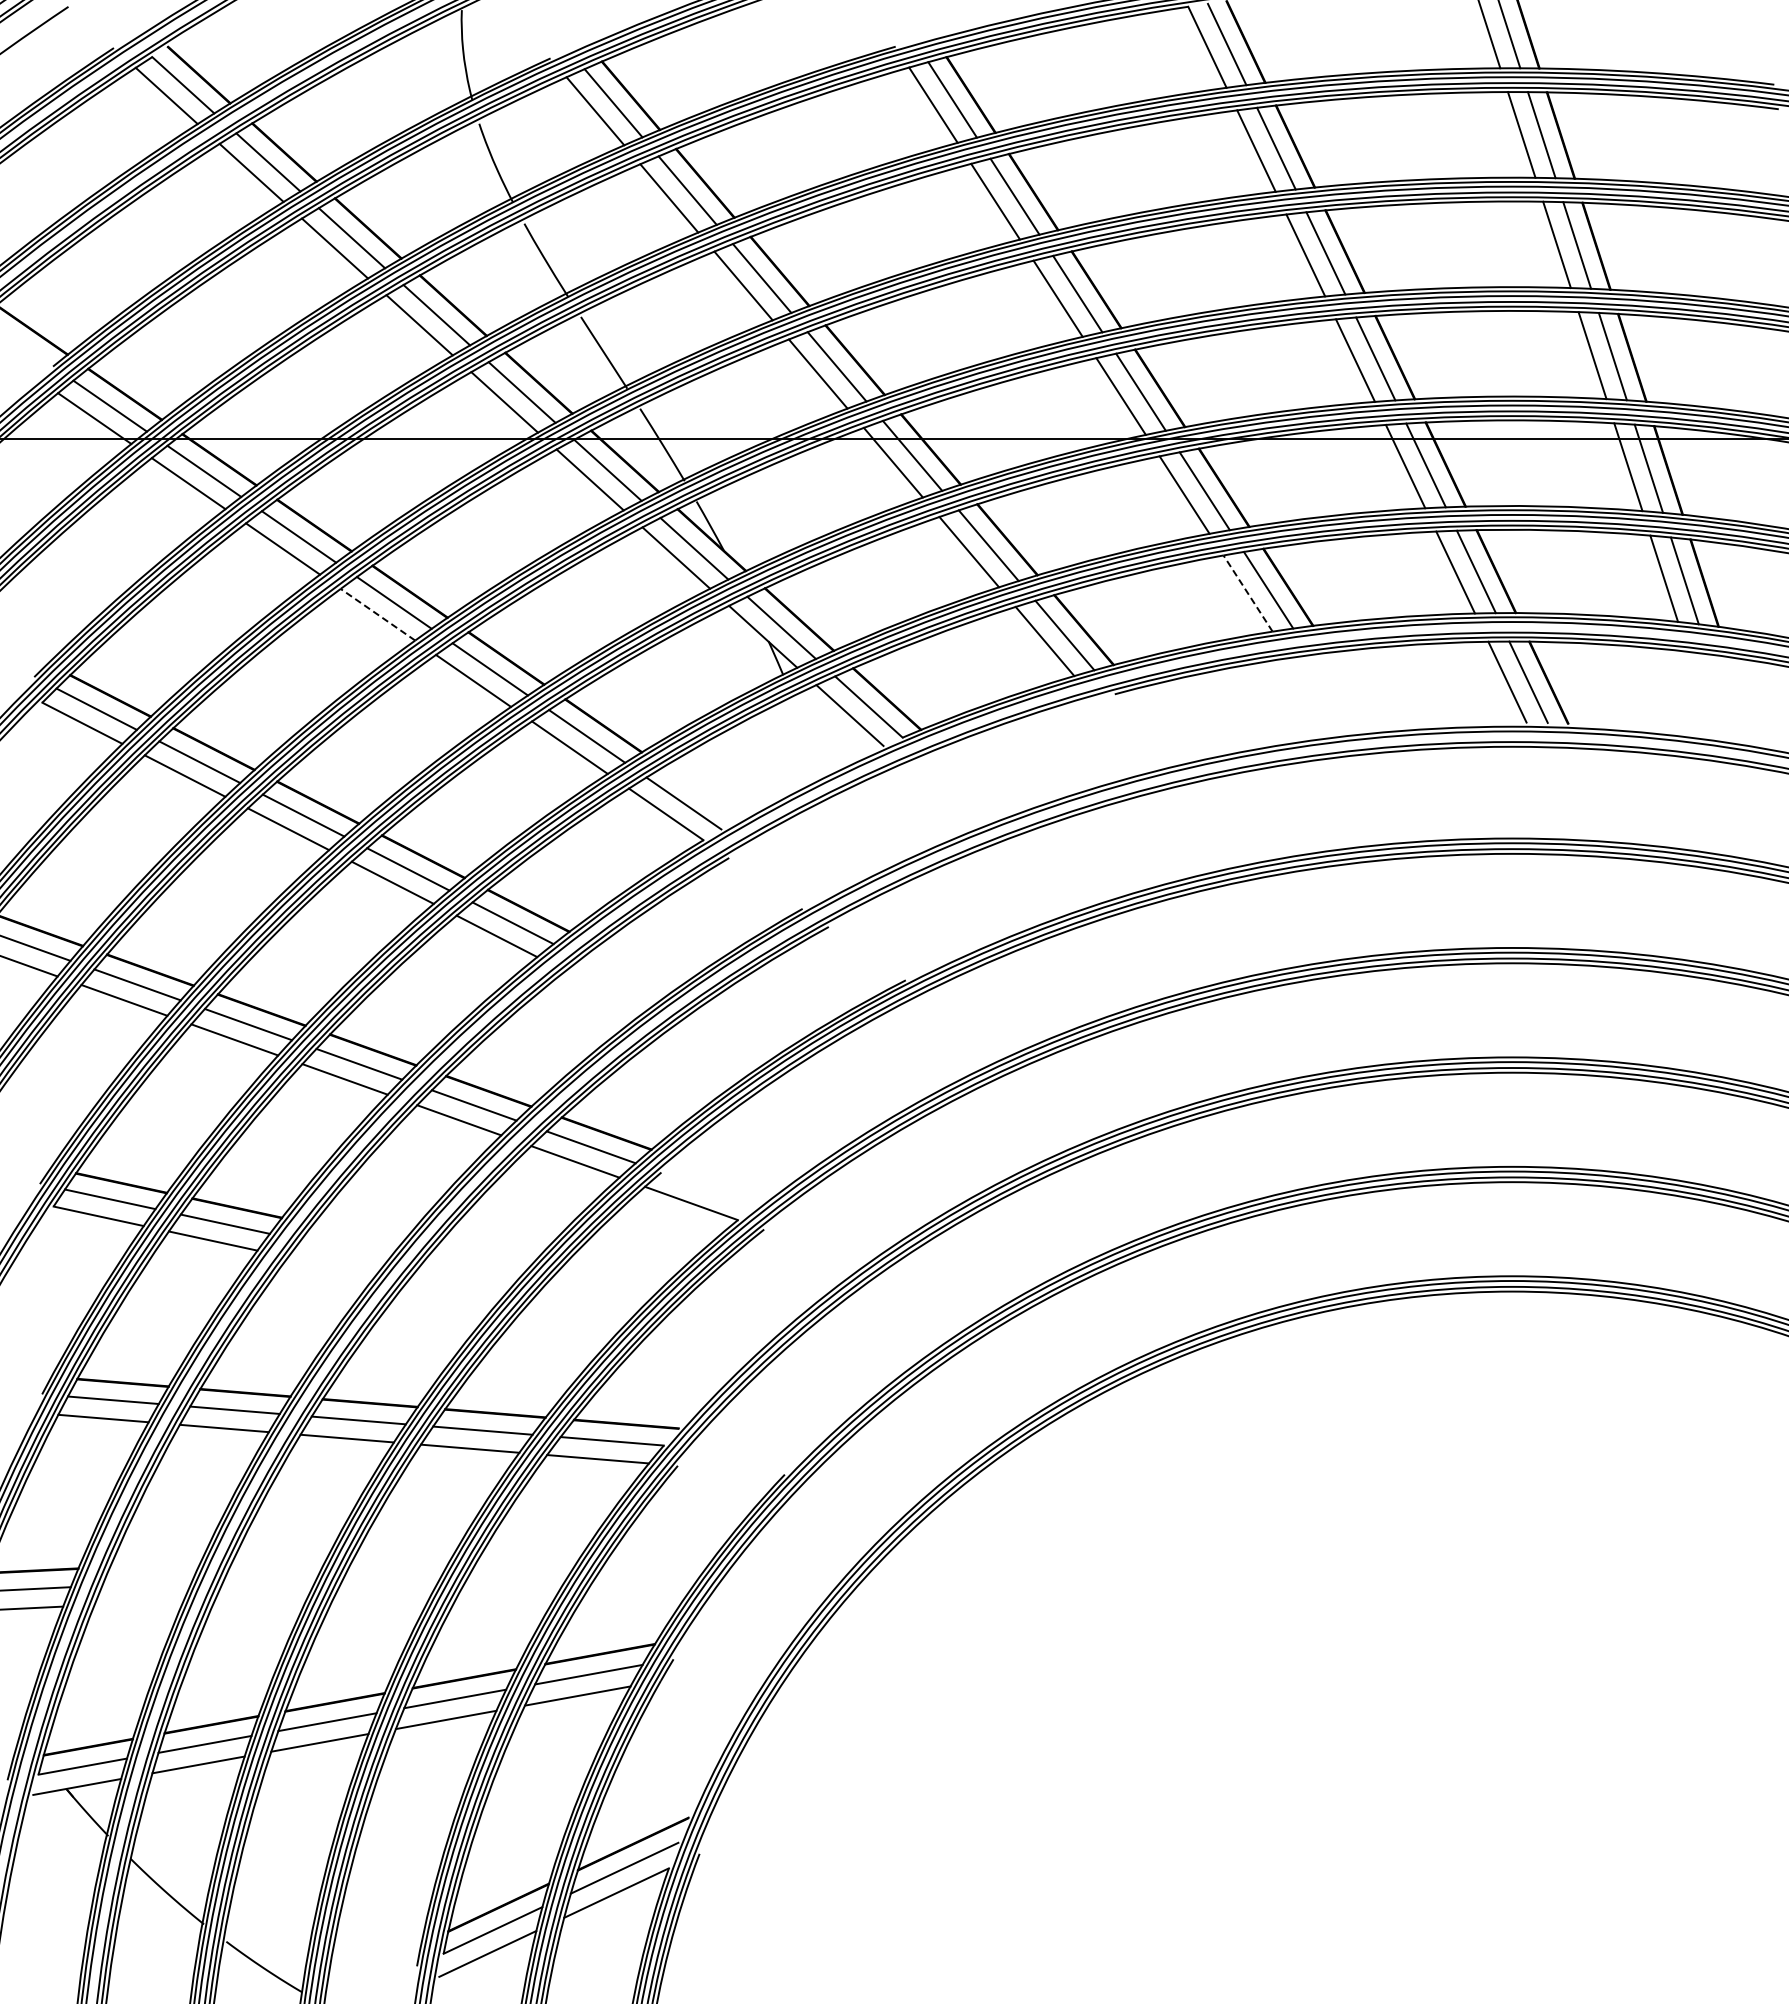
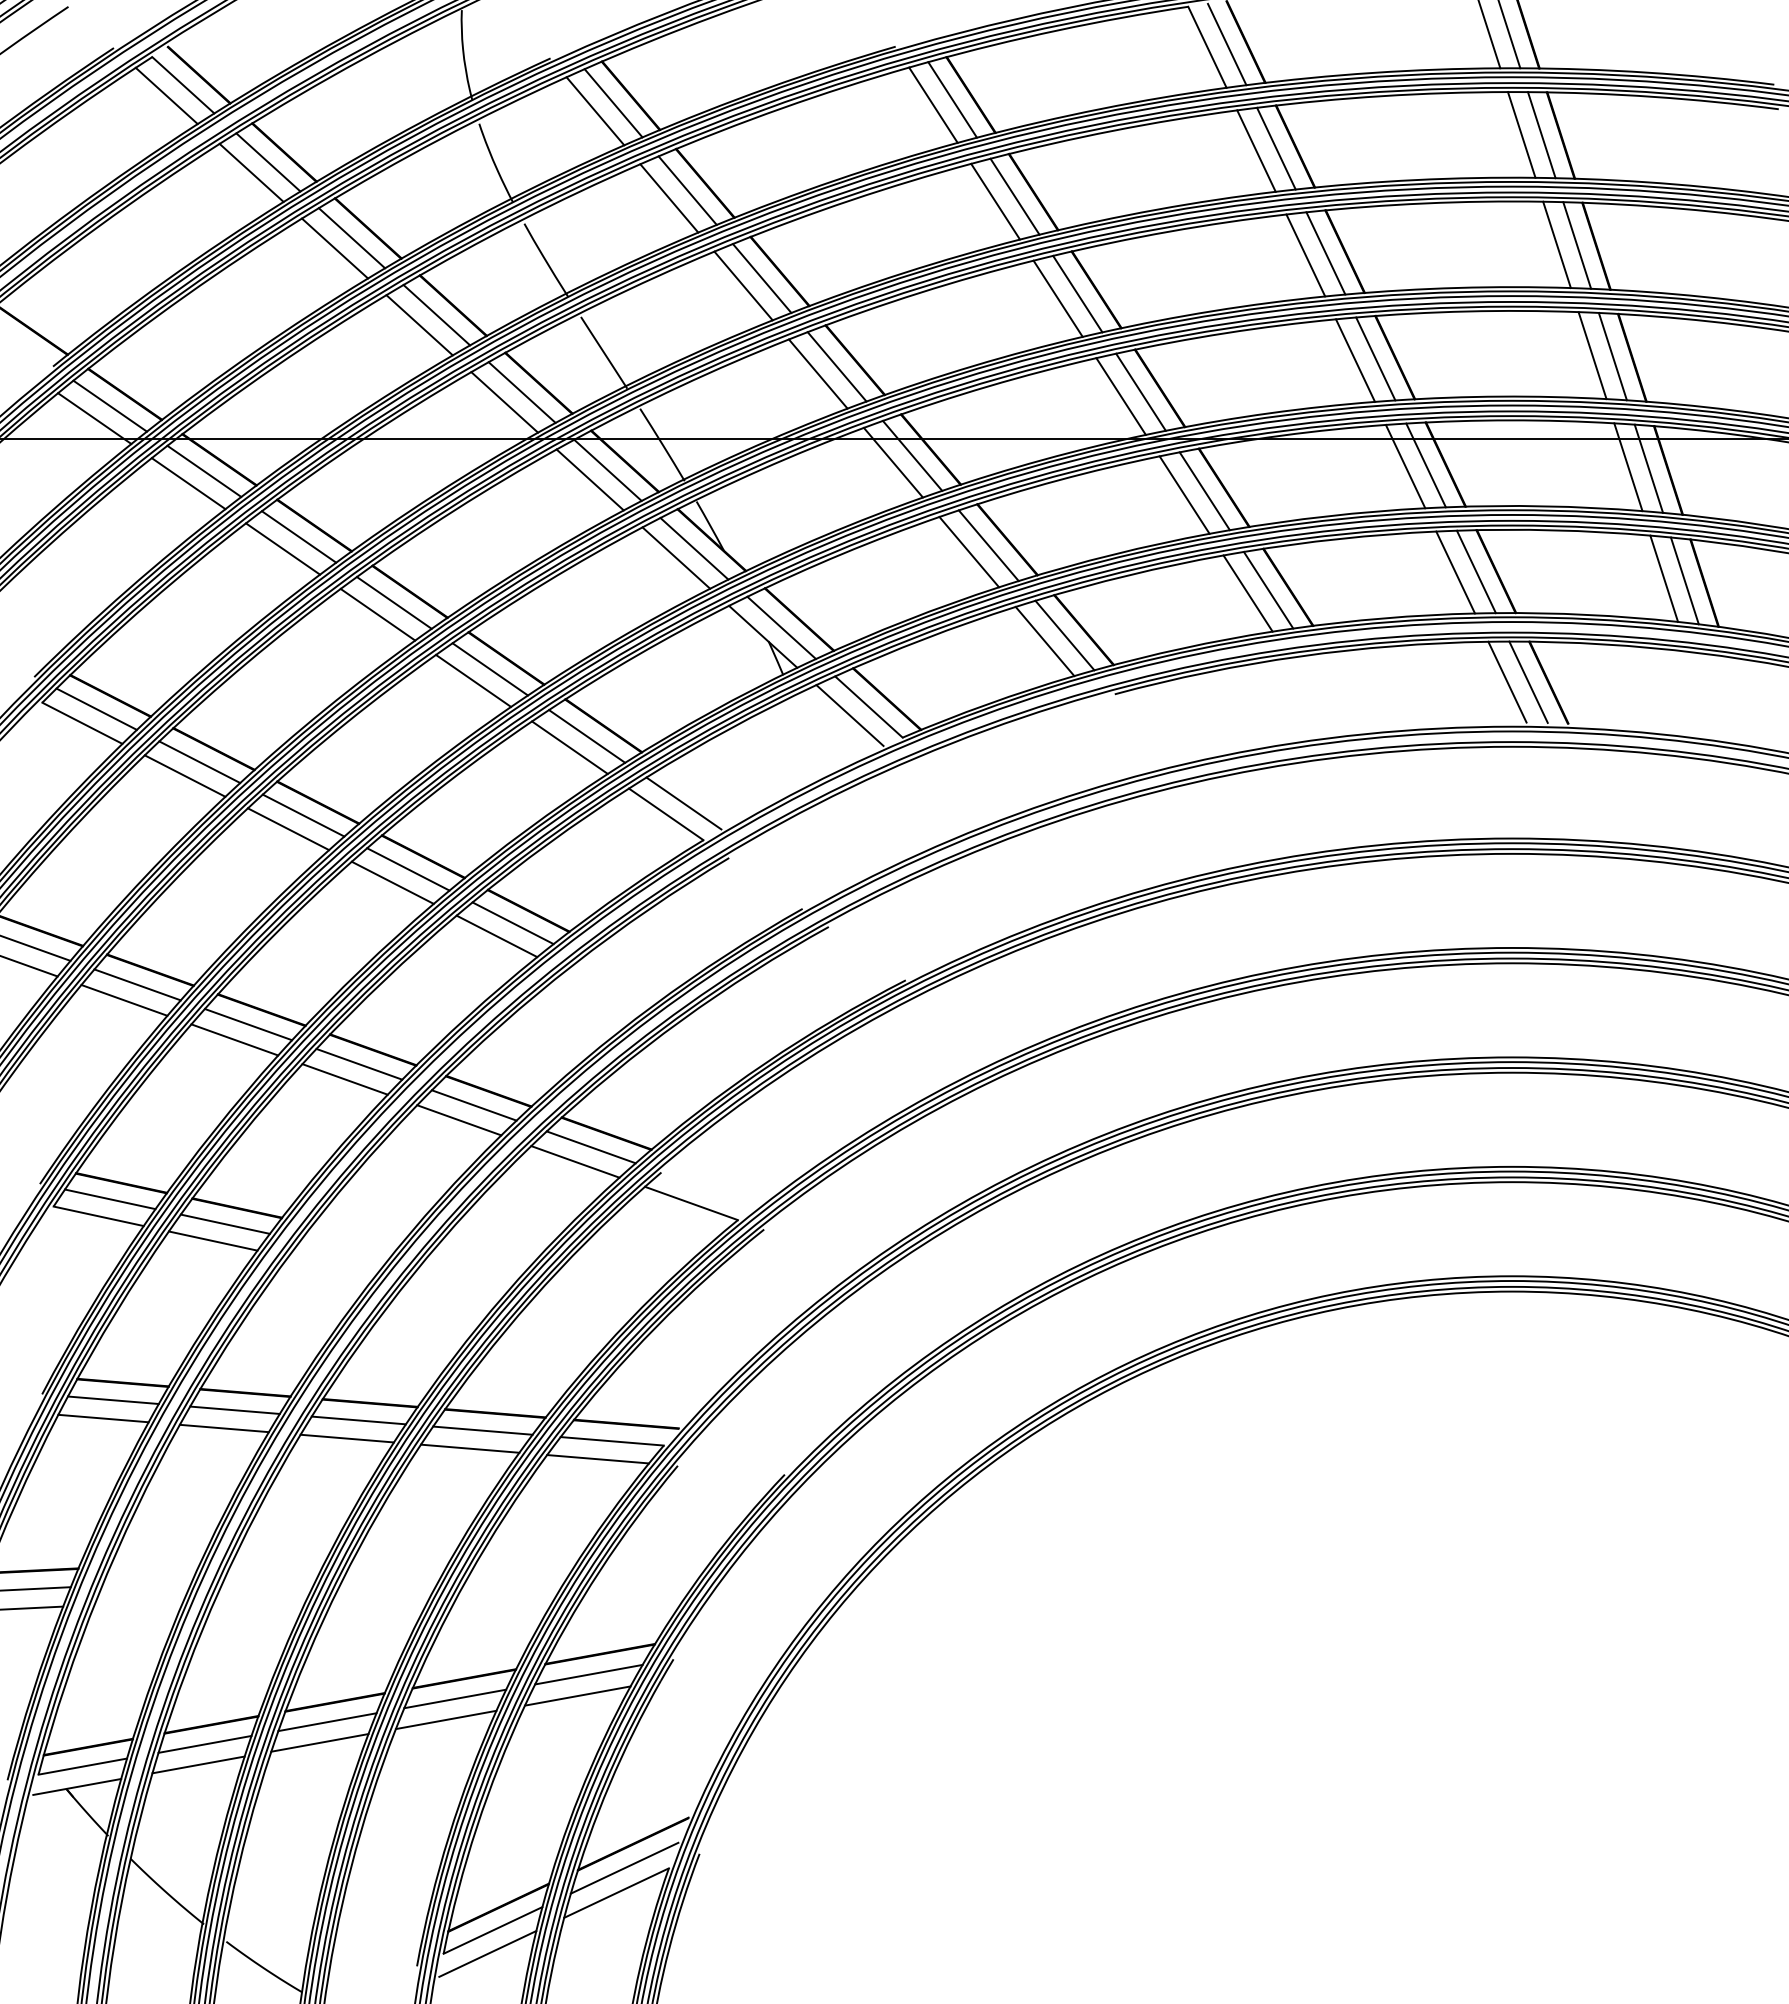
line: dashed -> solid (1247, 593)
line: dashed -> solid (377, 614)
